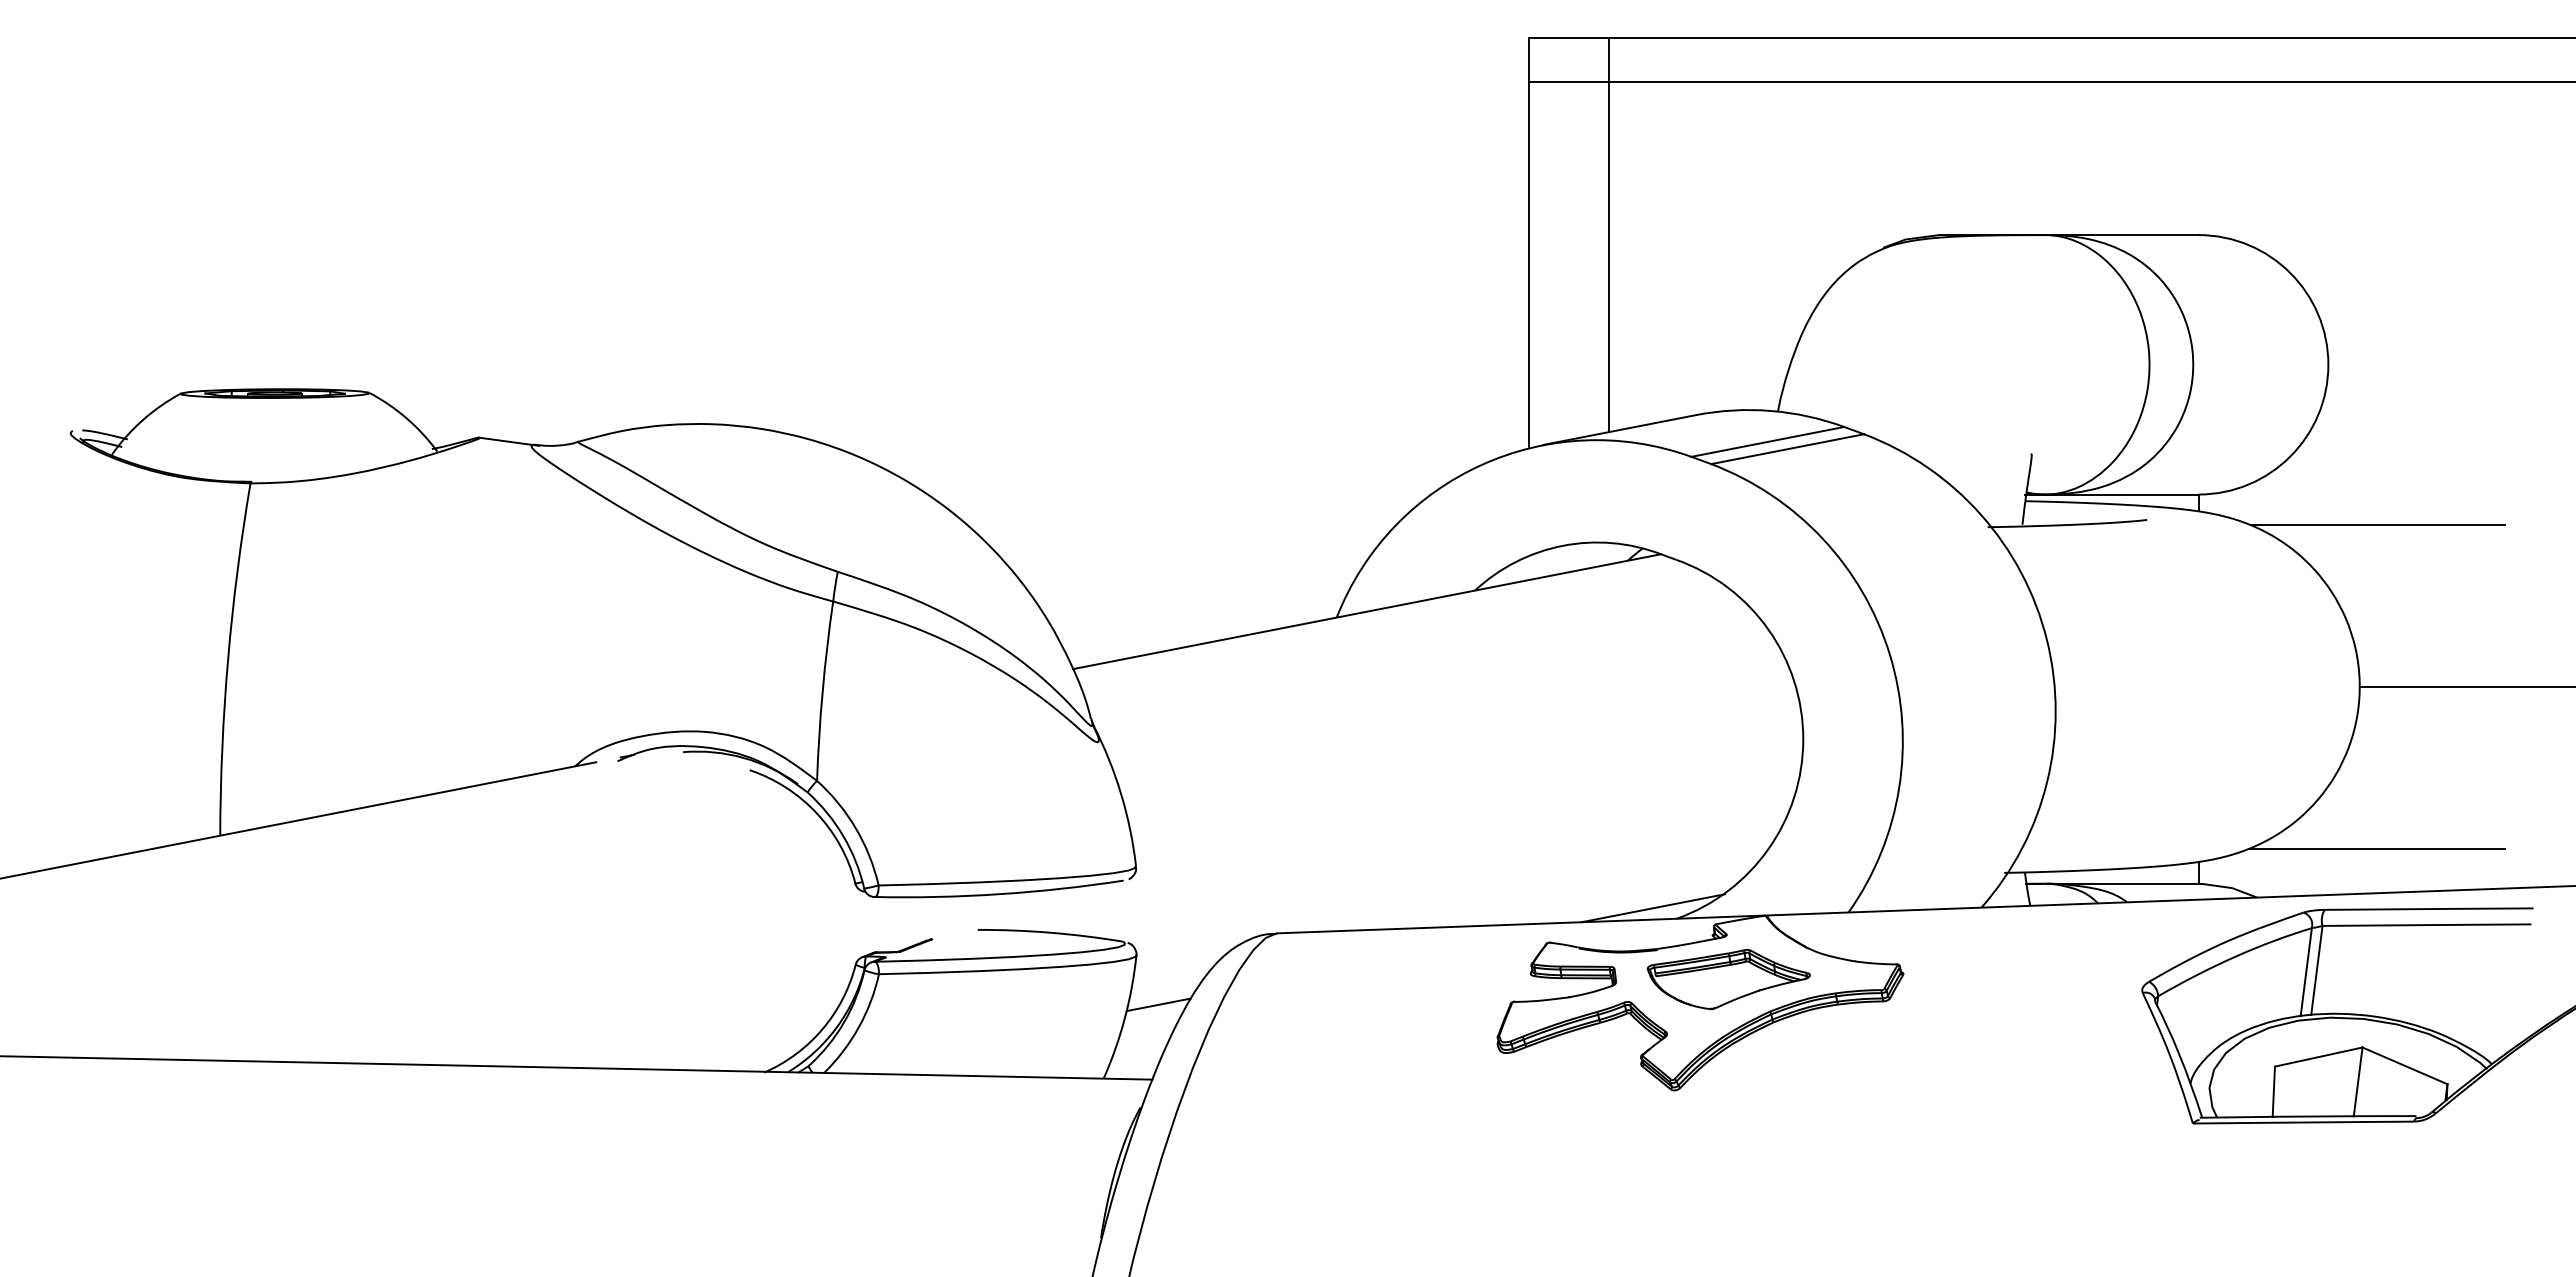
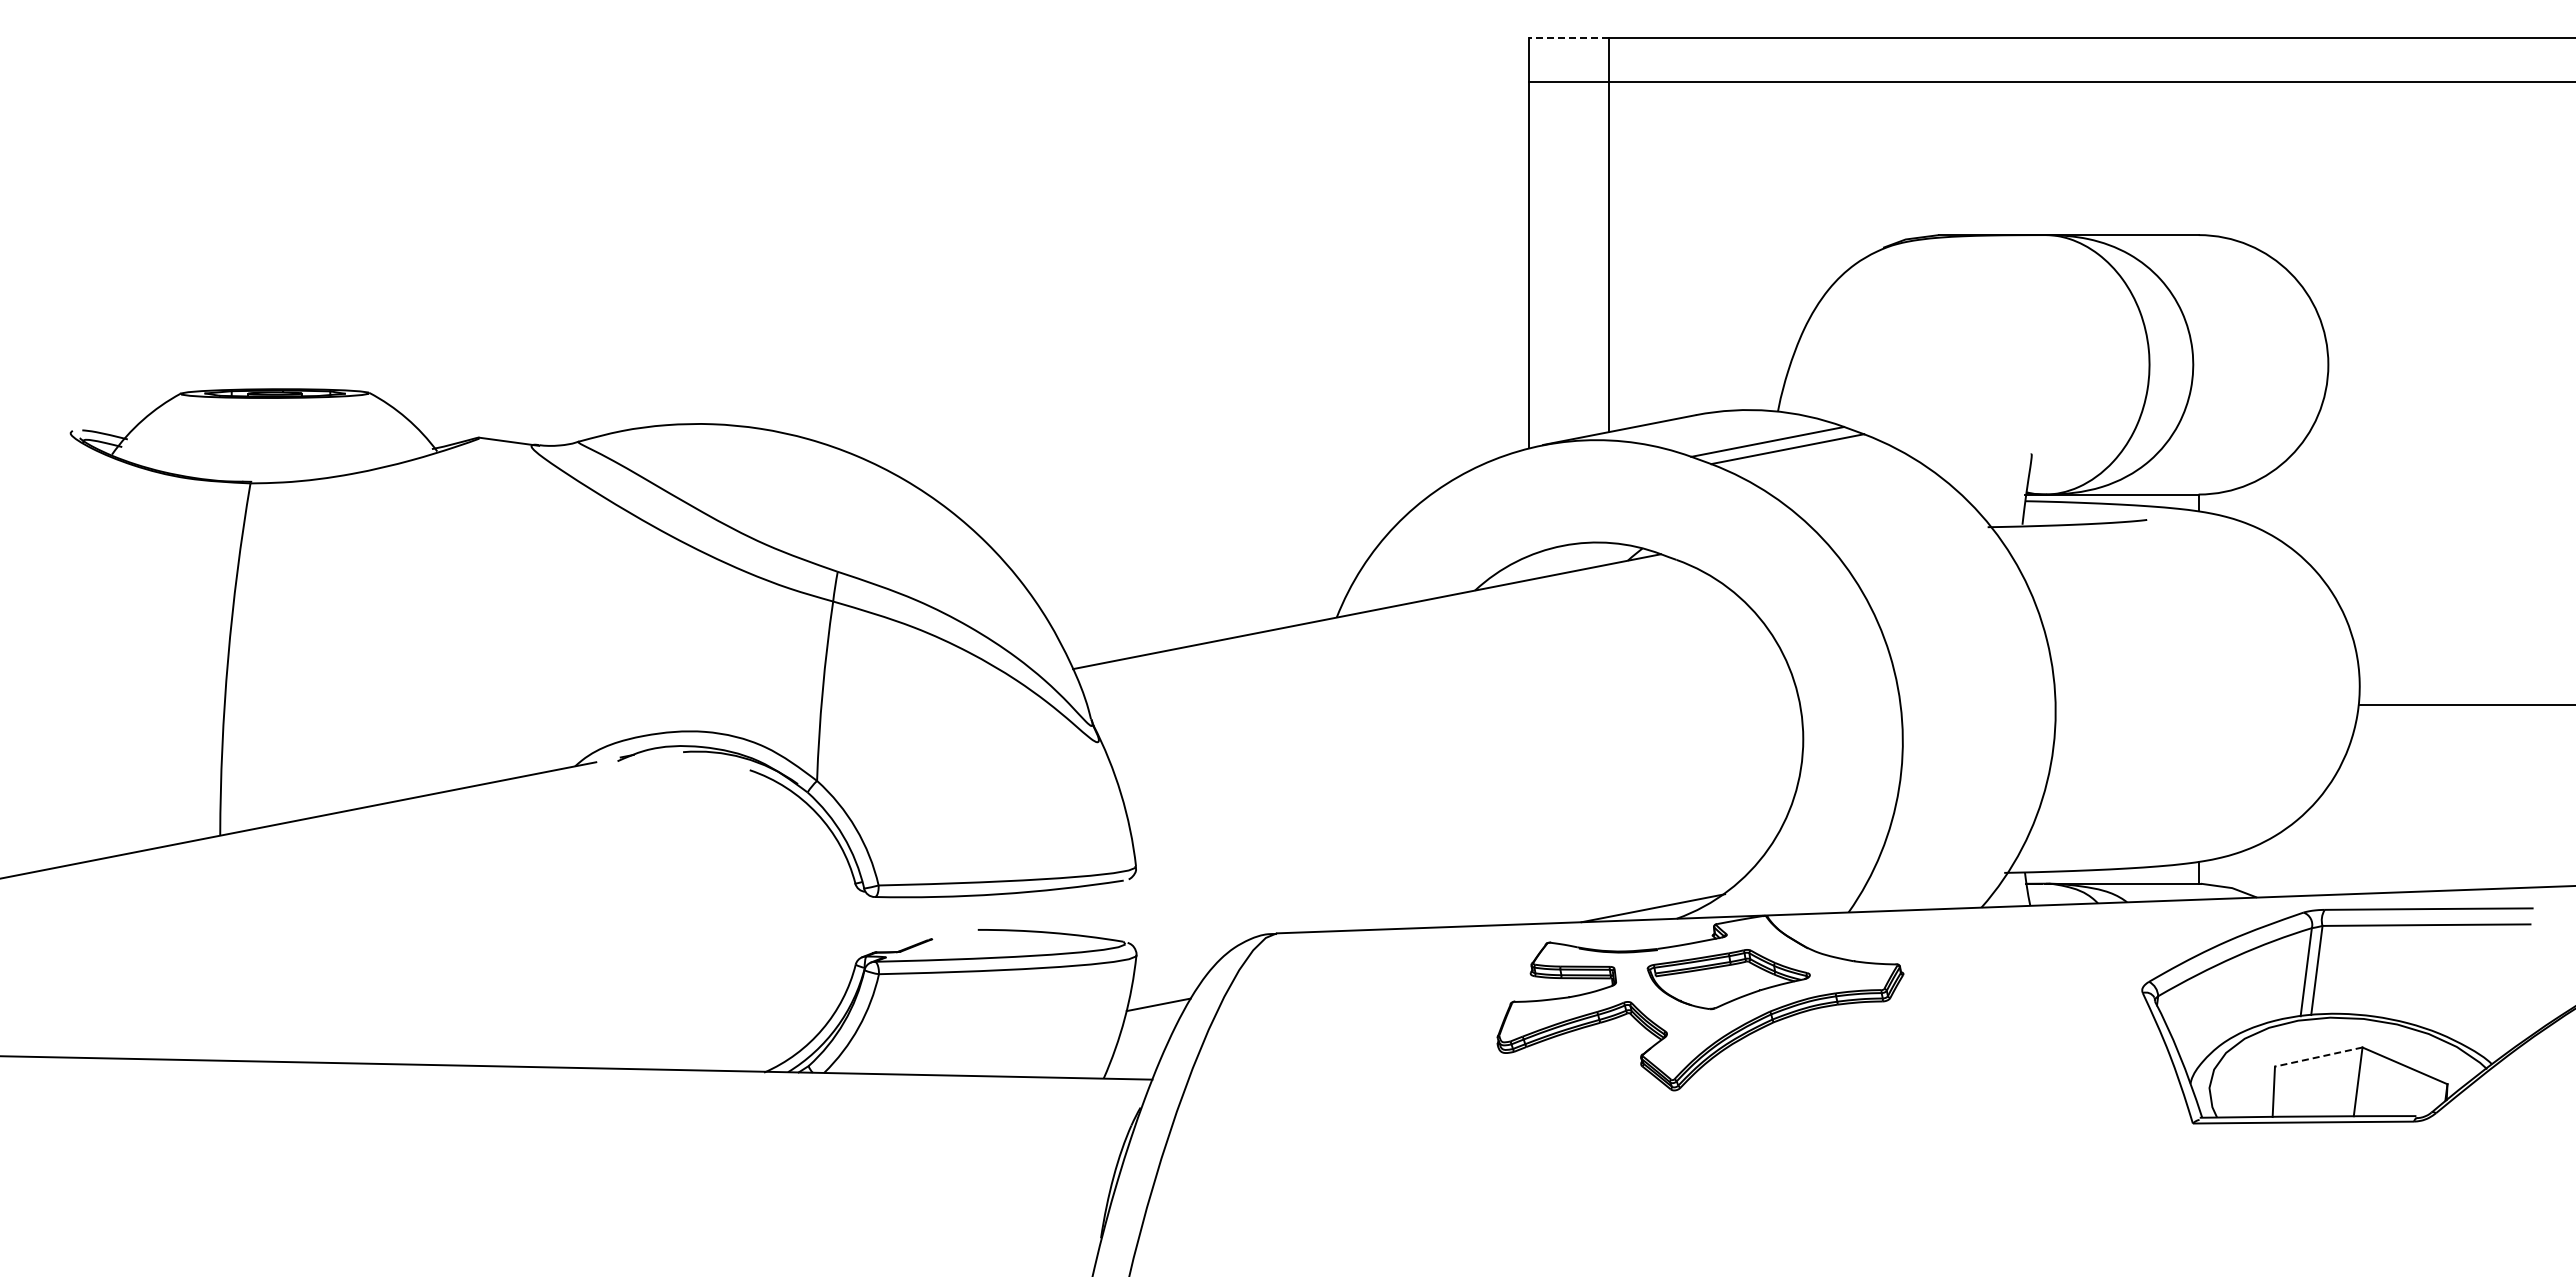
line: solid -> dashed (1568, 38)
line: present -> none (2377, 524)
line position: (2465, 686) -> (2465, 704) (2465, 704)
line: present -> none (2377, 849)
line: solid -> dashed (2318, 1057)
